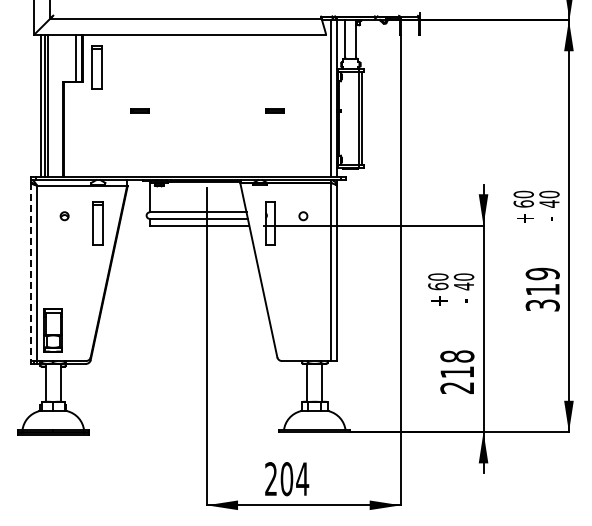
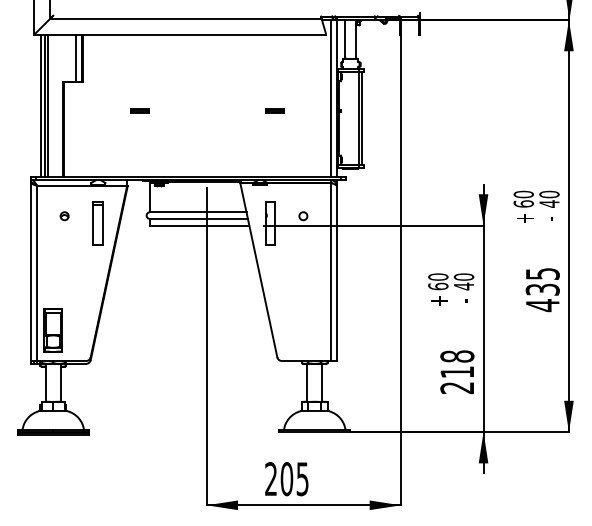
part: present -> none (96, 67)
line: dashed -> solid (31, 272)
text: 319 -> 435 (542, 289)
text: 204 -> 205 (302, 479)
